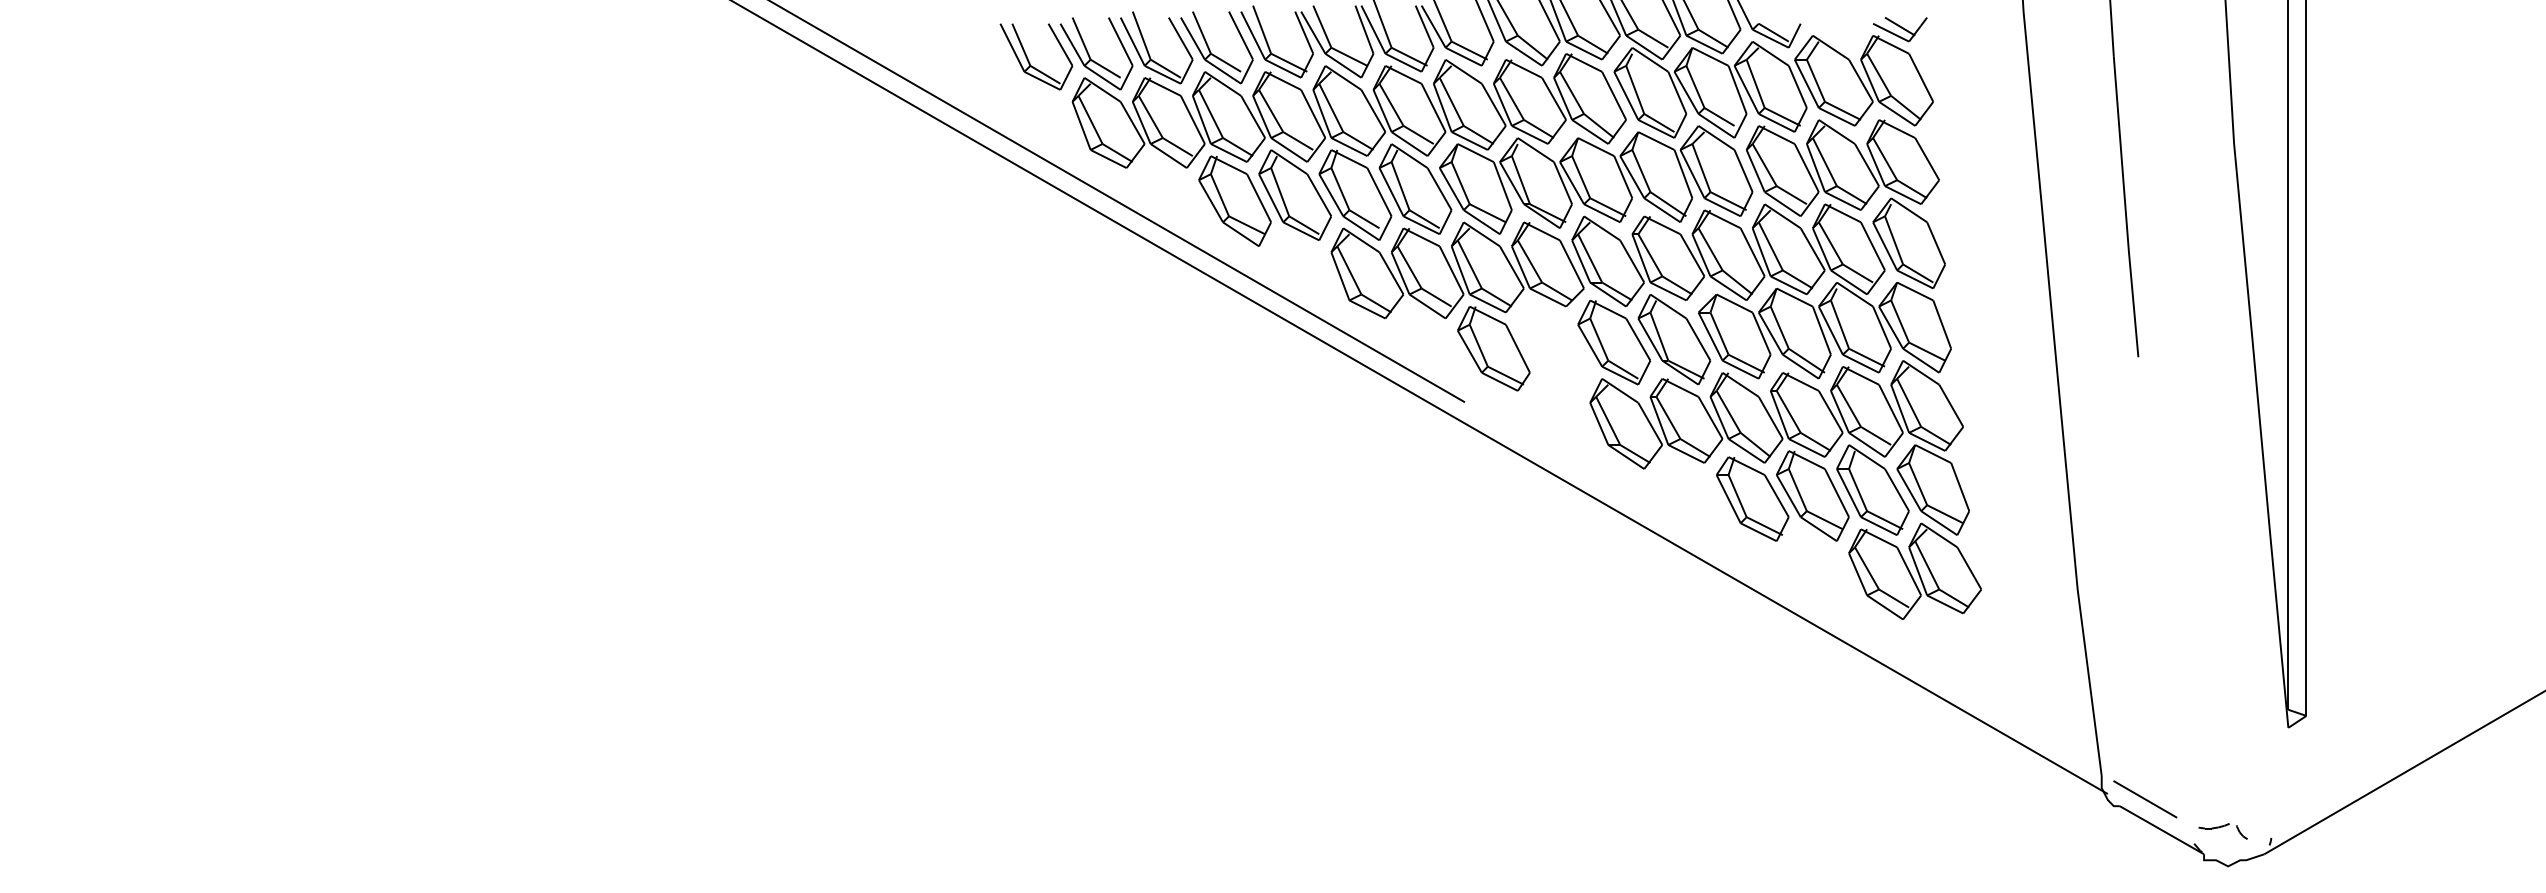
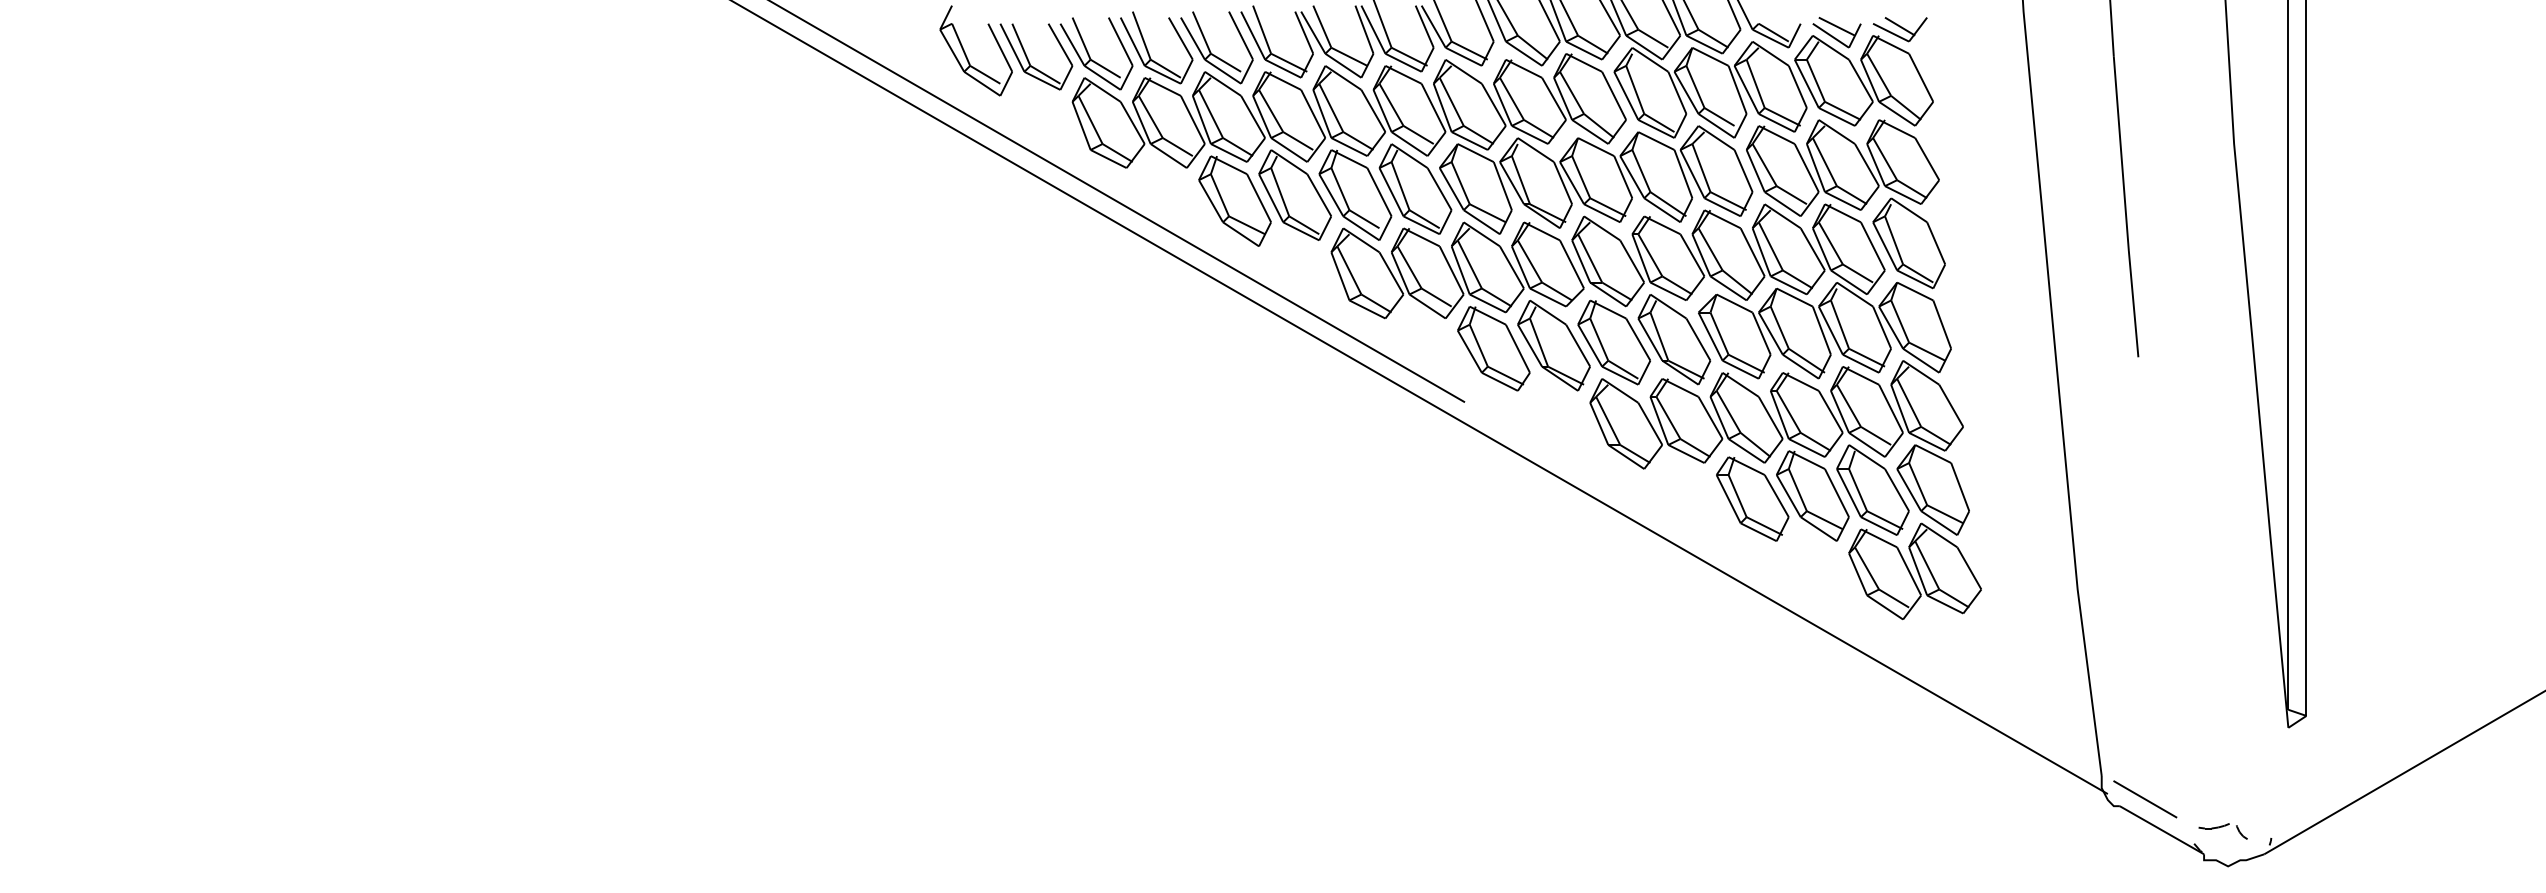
part: none -> present (1836, 32)
part: none -> present (966, 54)
part: none -> present (1553, 345)
